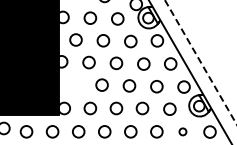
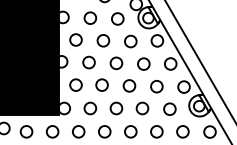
line: dashed -> solid (200, 62)
circle: none -> present (75, 84)
circle size: 10x10 px -> 14x14 px (182, 131)
